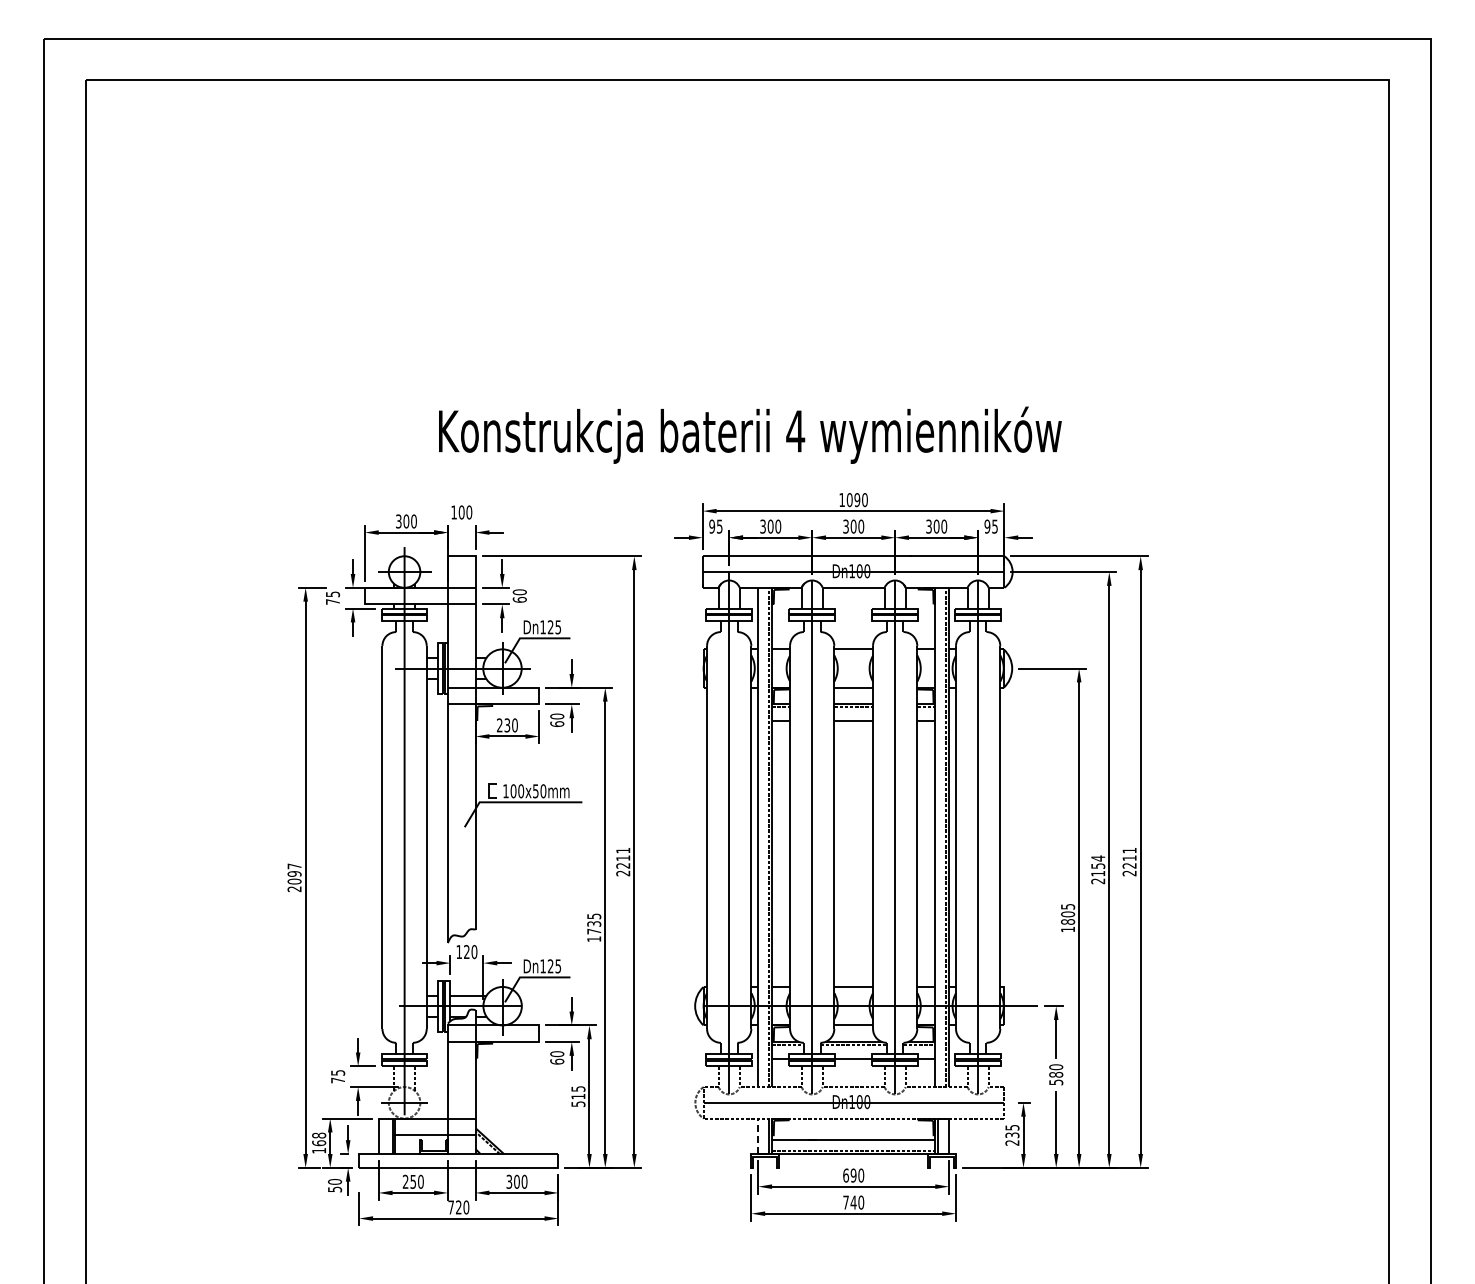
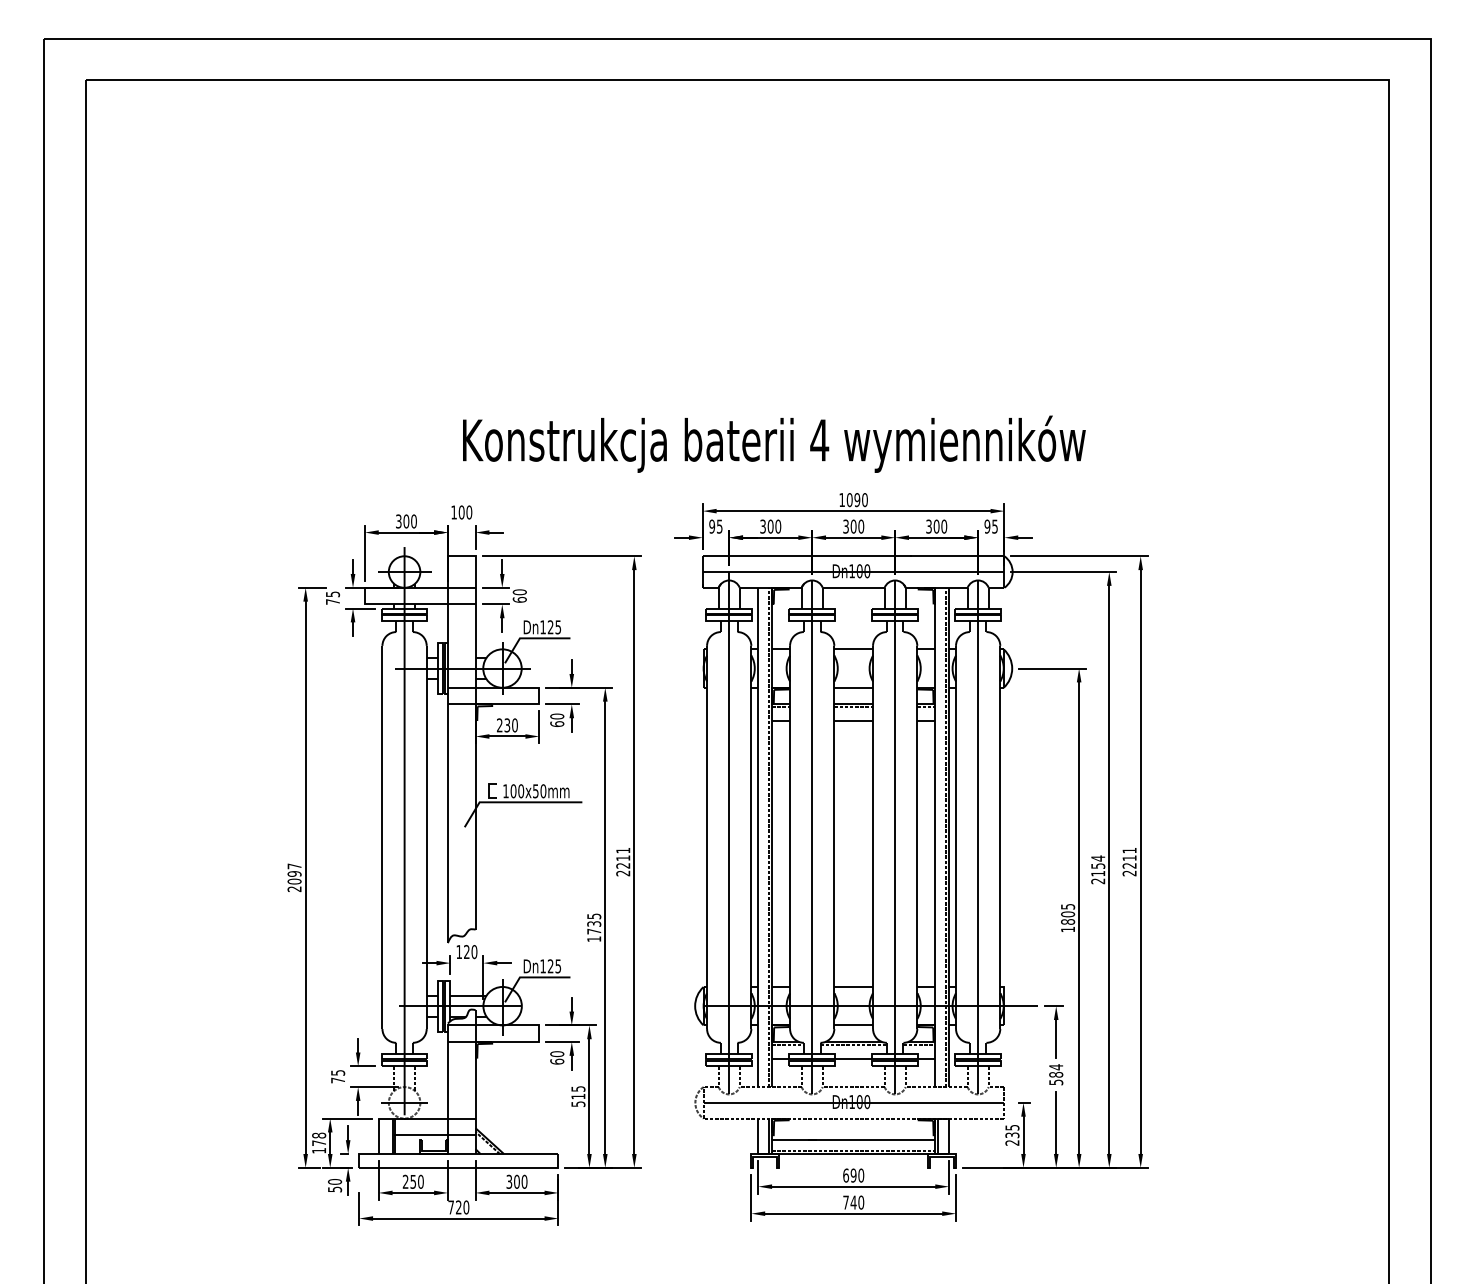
text position: (750, 434) -> (774, 443) (774, 443)
text: 580 -> 584 (1056, 1067)
line: dashed -> solid (758, 1136)
text: 168 -> 178 (319, 1143)
